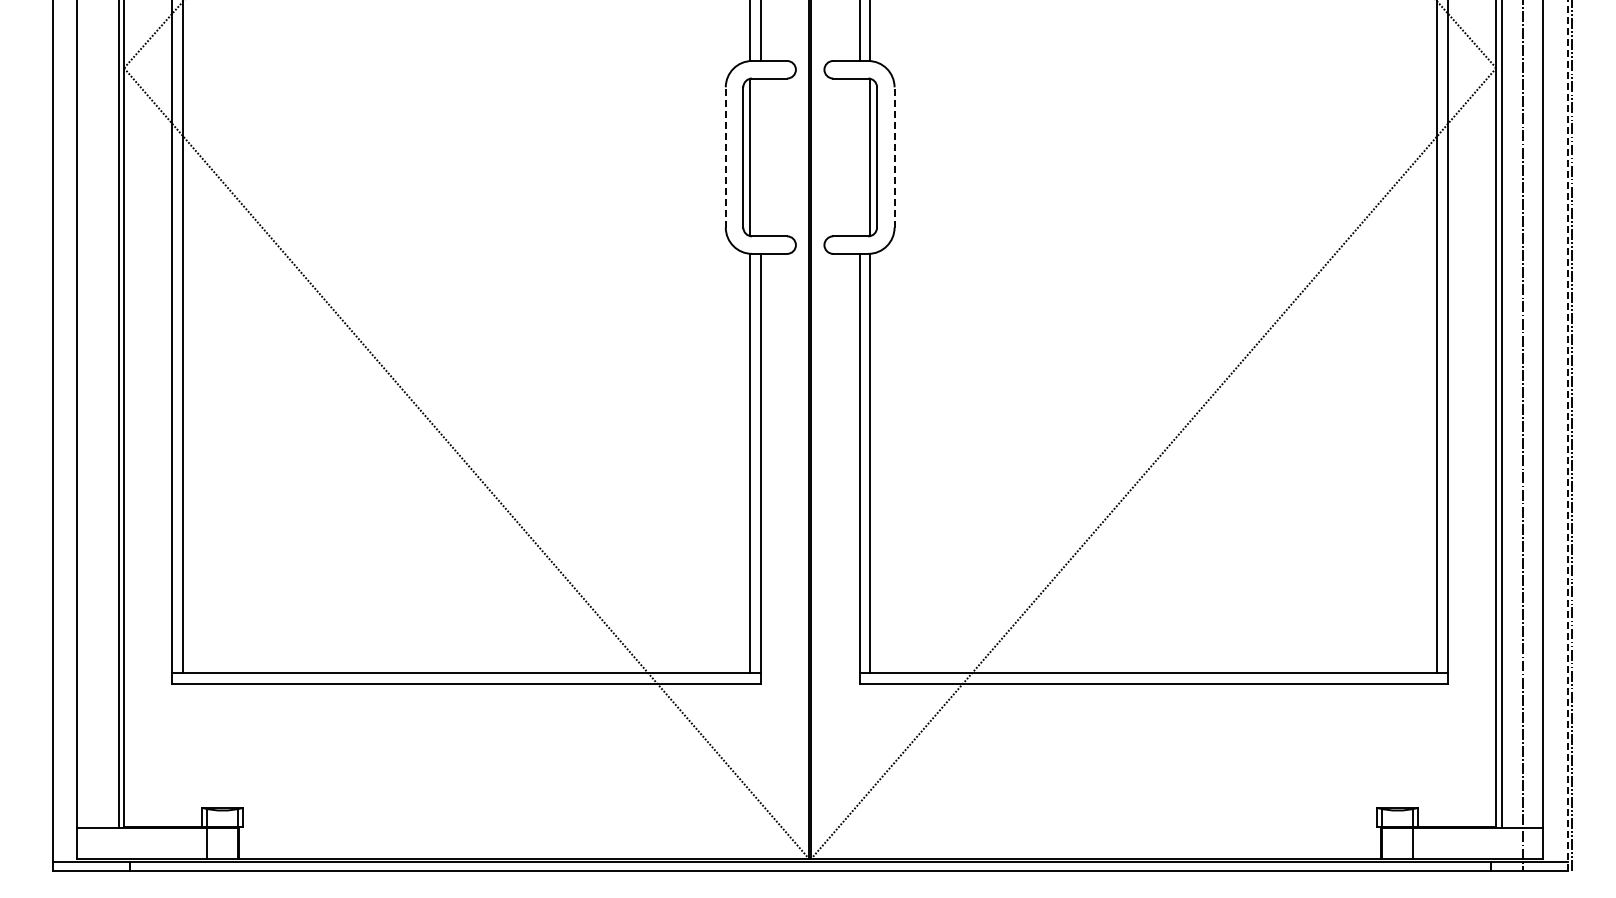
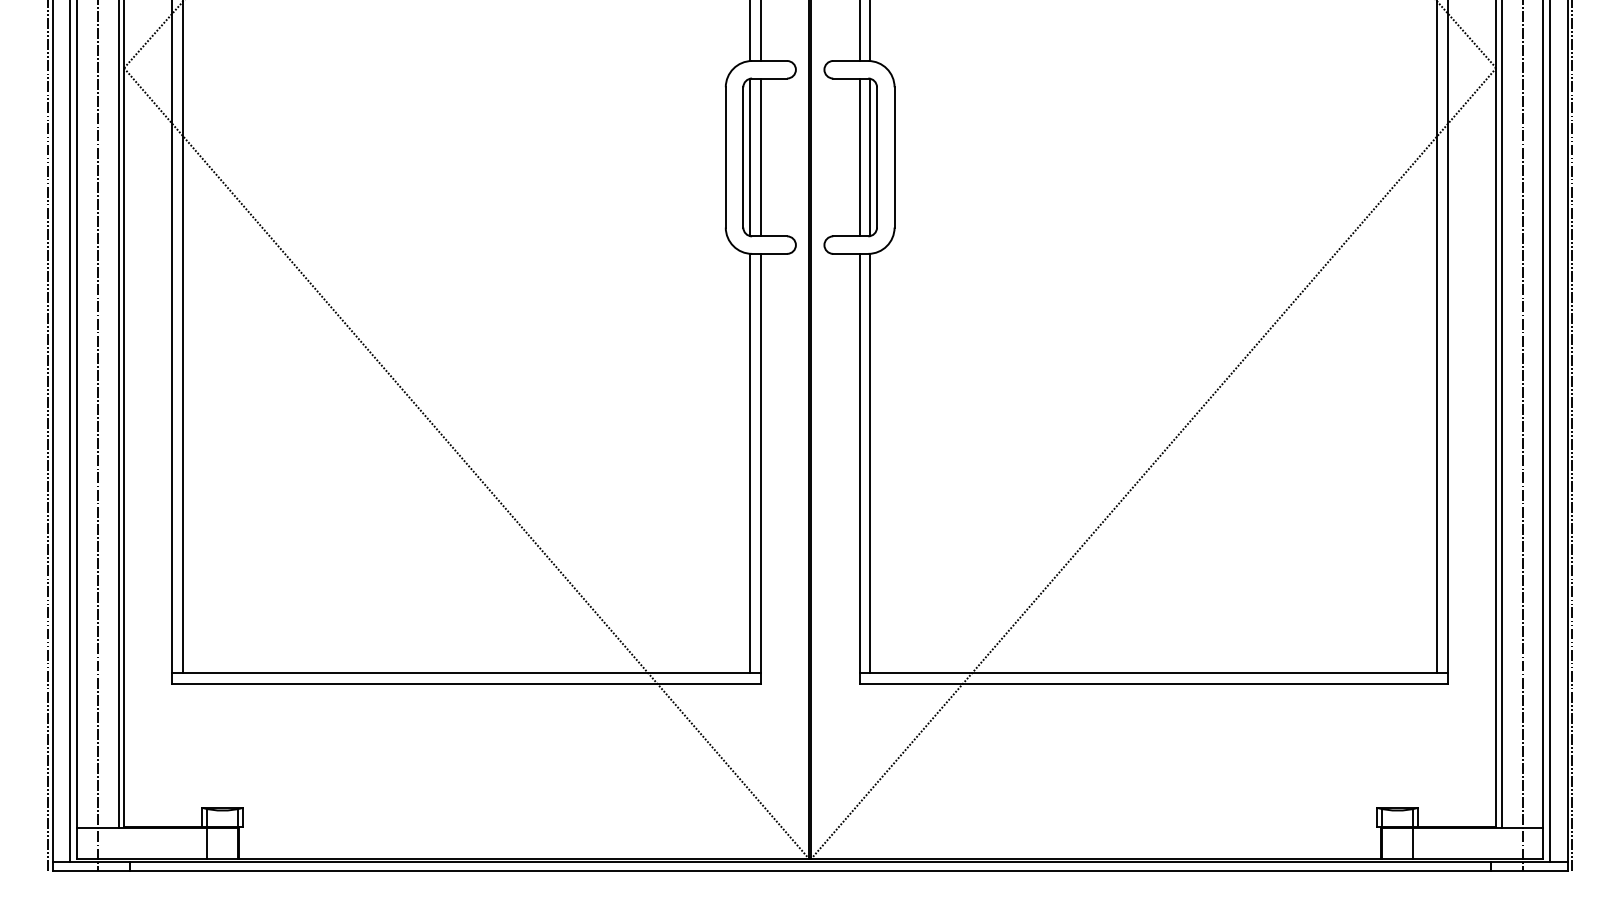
line: dashed -> solid (725, 156)
line: dashed -> solid (894, 156)
line: none -> present (760, 157)
line: none -> present (859, 157)
line: none -> present (70, 432)
line: none -> present (1549, 432)
line: dashed -> solid (1567, 435)
line: none -> present (48, 436)
line: none -> present (97, 436)
